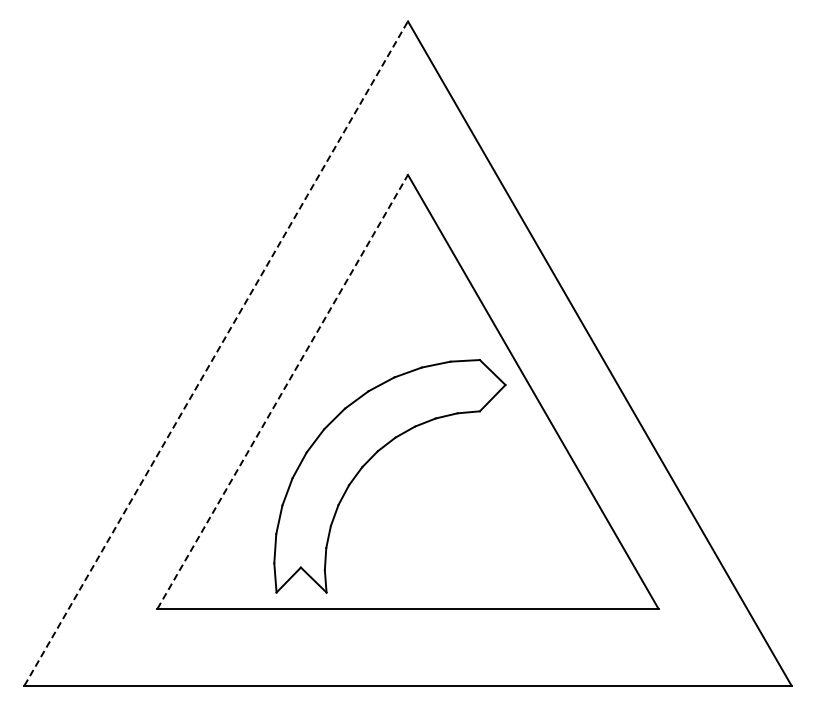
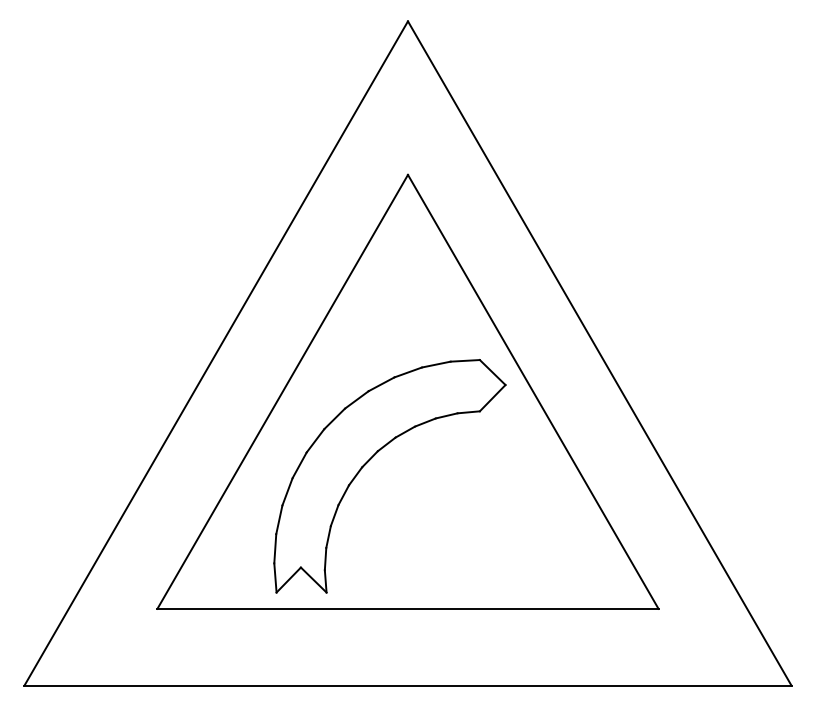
line: dashed -> solid (216, 353)
line: dashed -> solid (282, 391)
